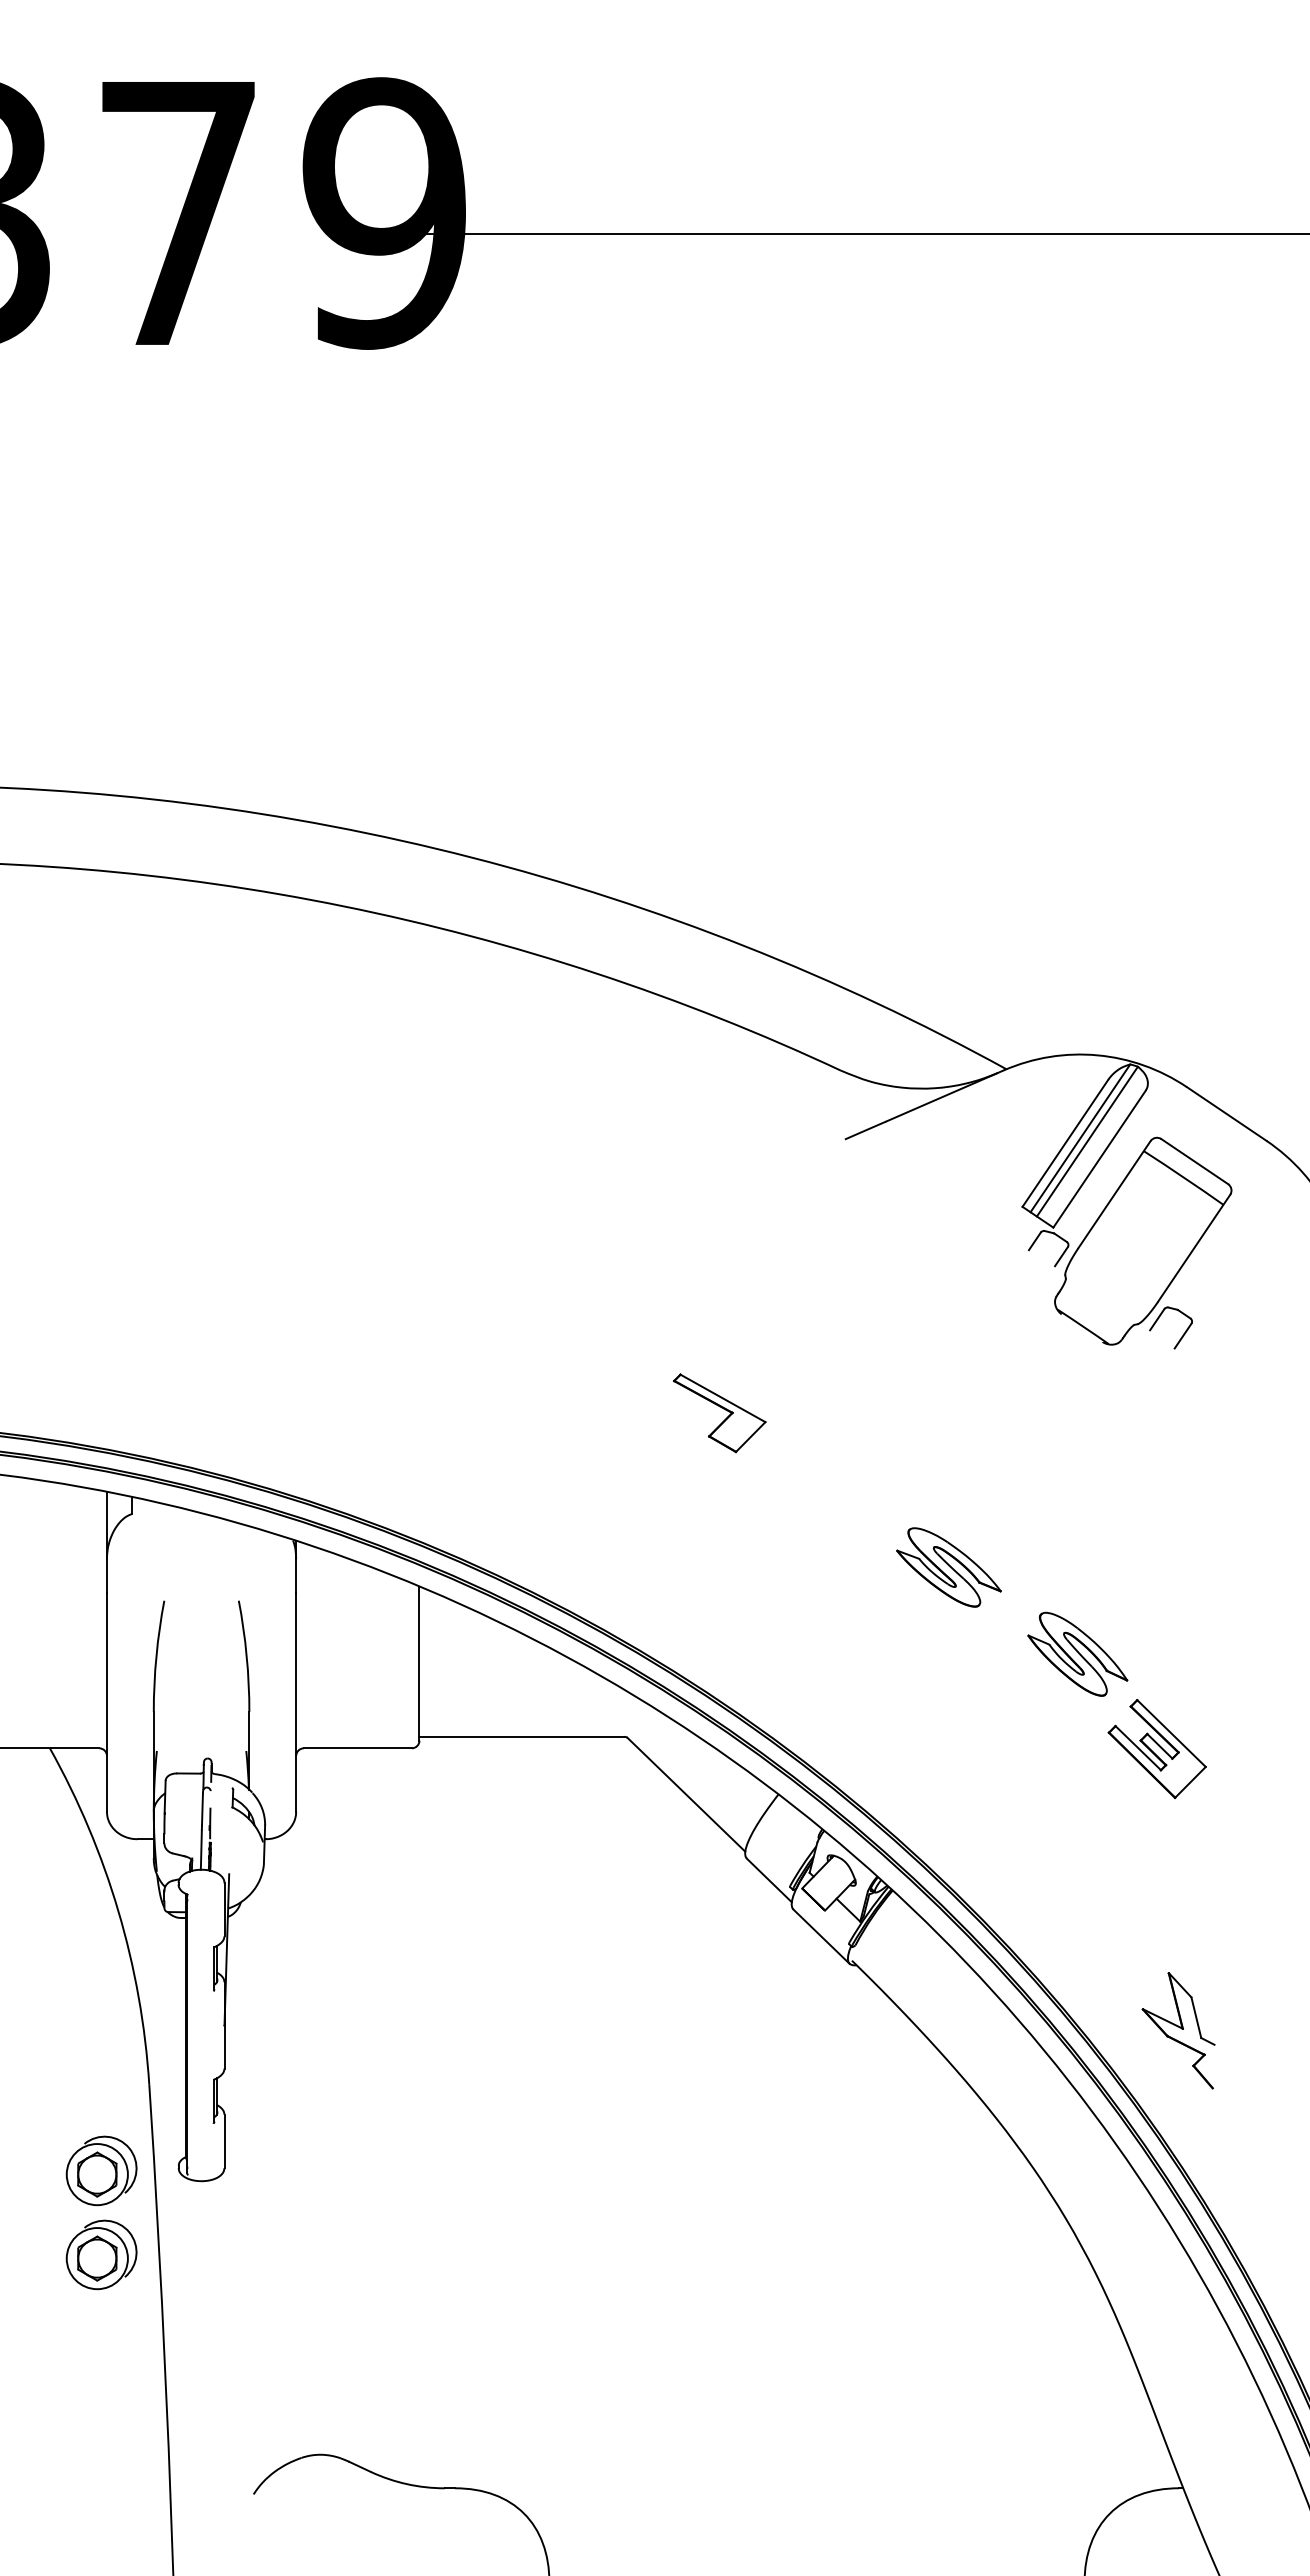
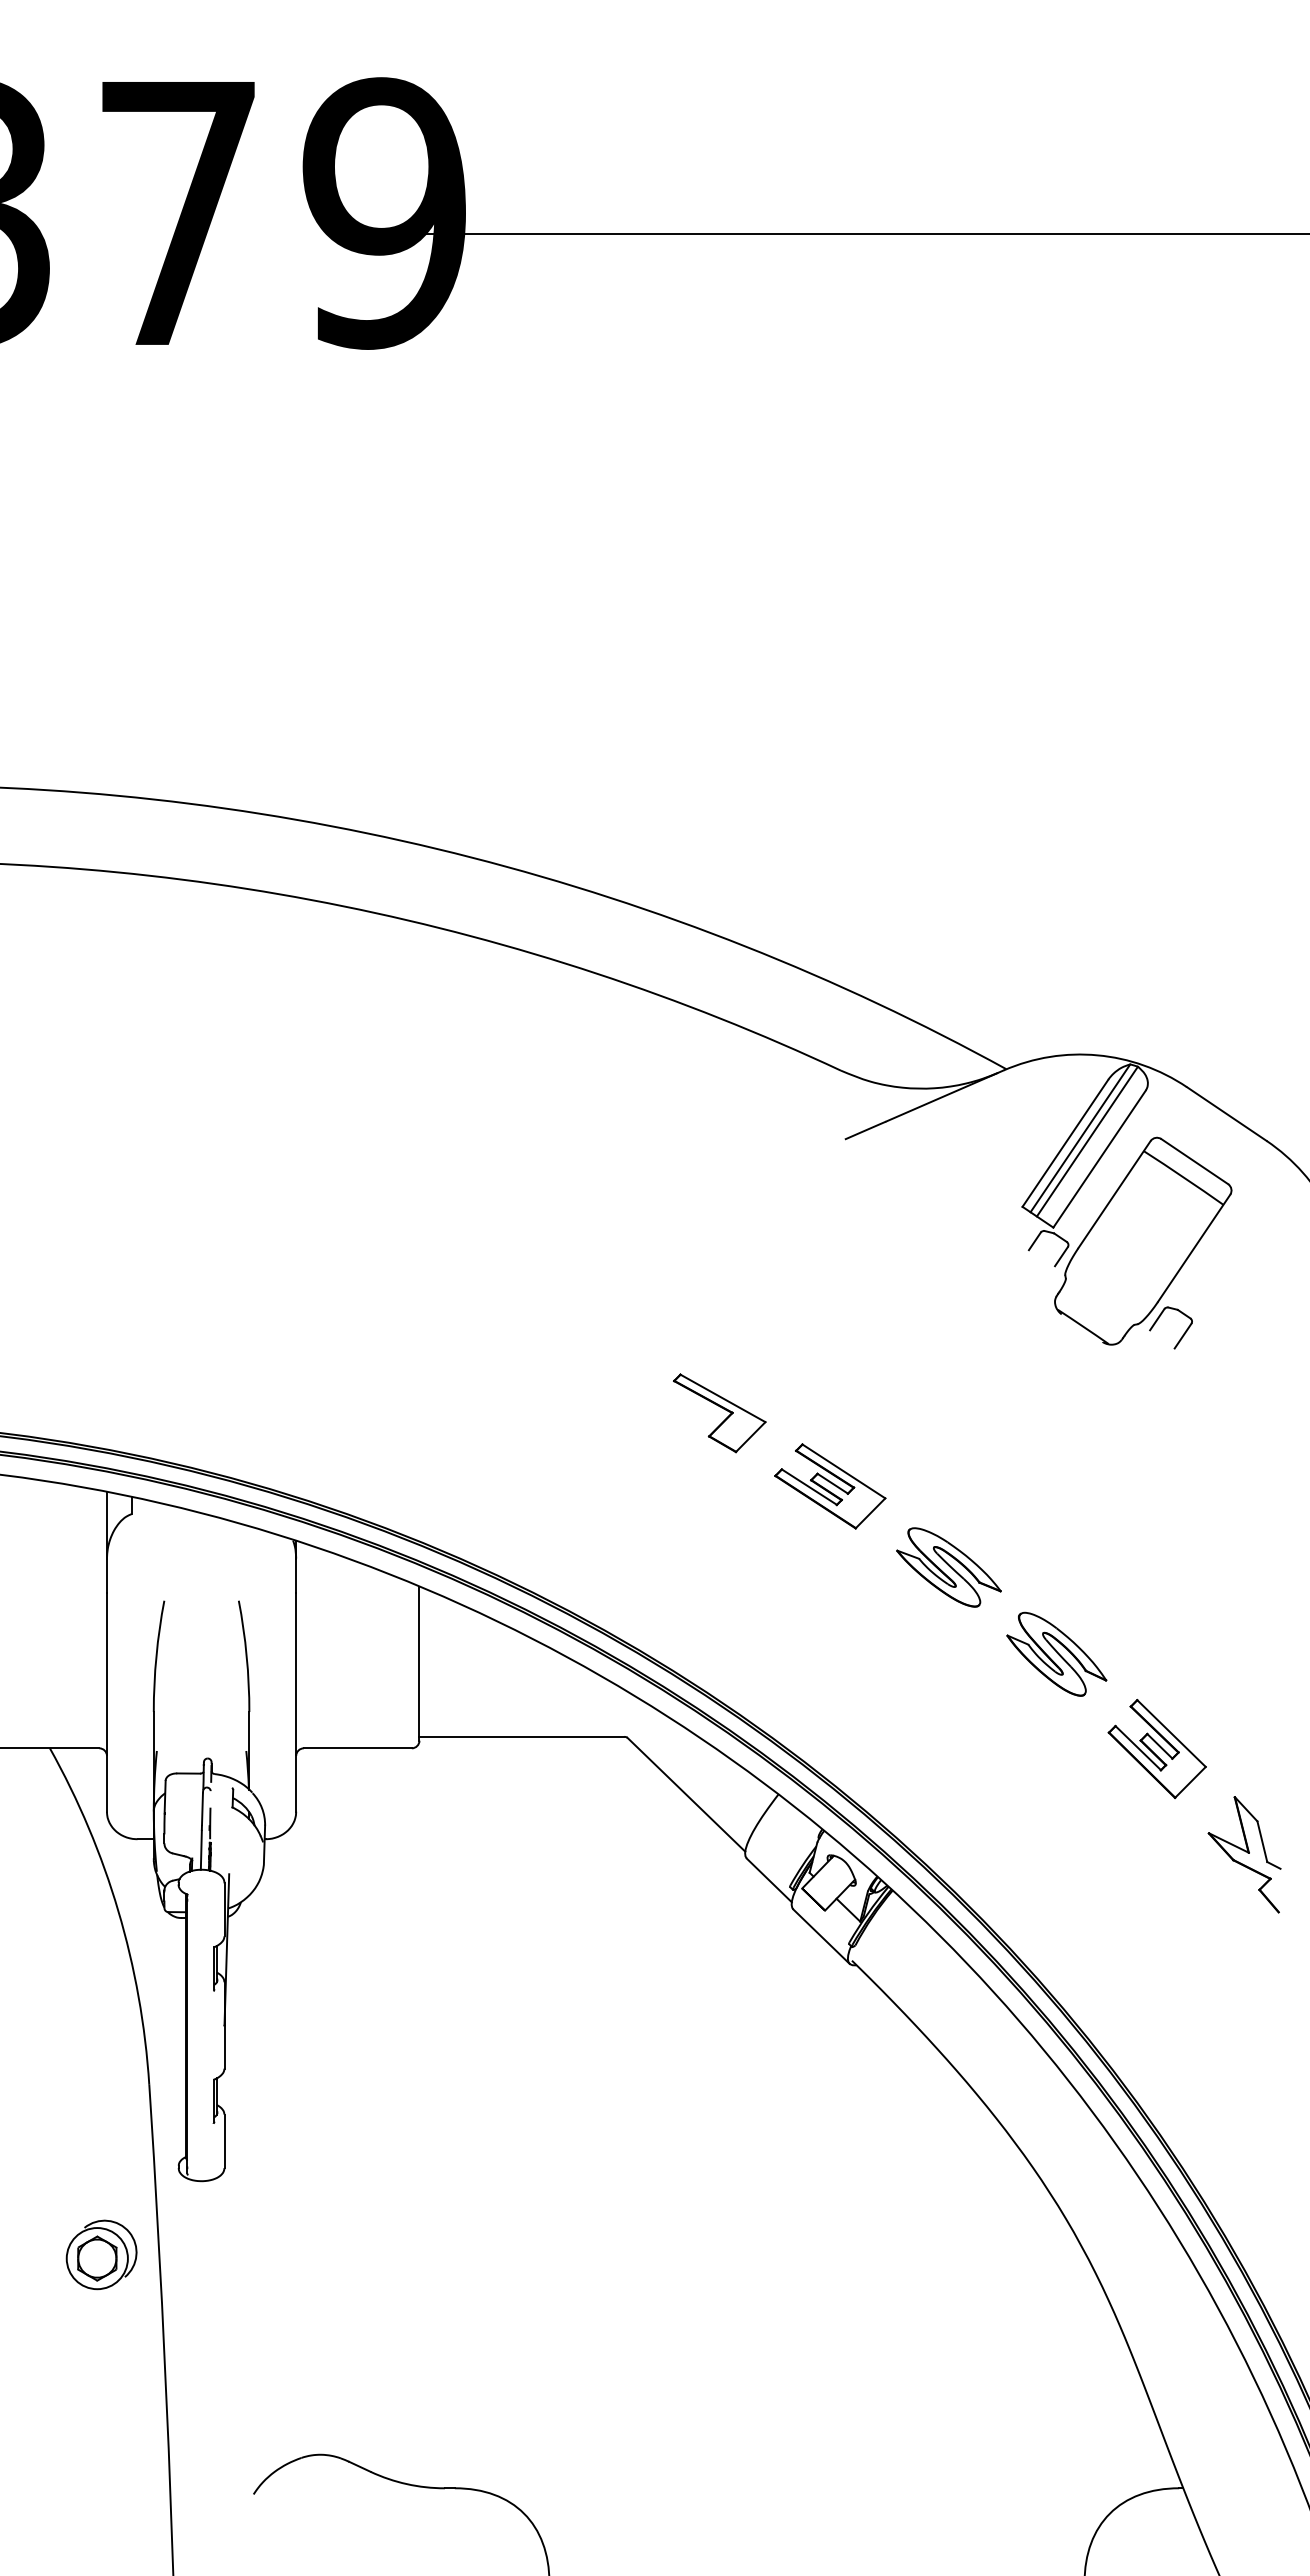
part: none -> present (830, 1486)
part position: (1077, 1653) -> (1056, 1653) (1056, 1653)
part position: (1178, 2030) -> (1244, 1854) (1244, 1854)
part: present -> none (101, 2170)
